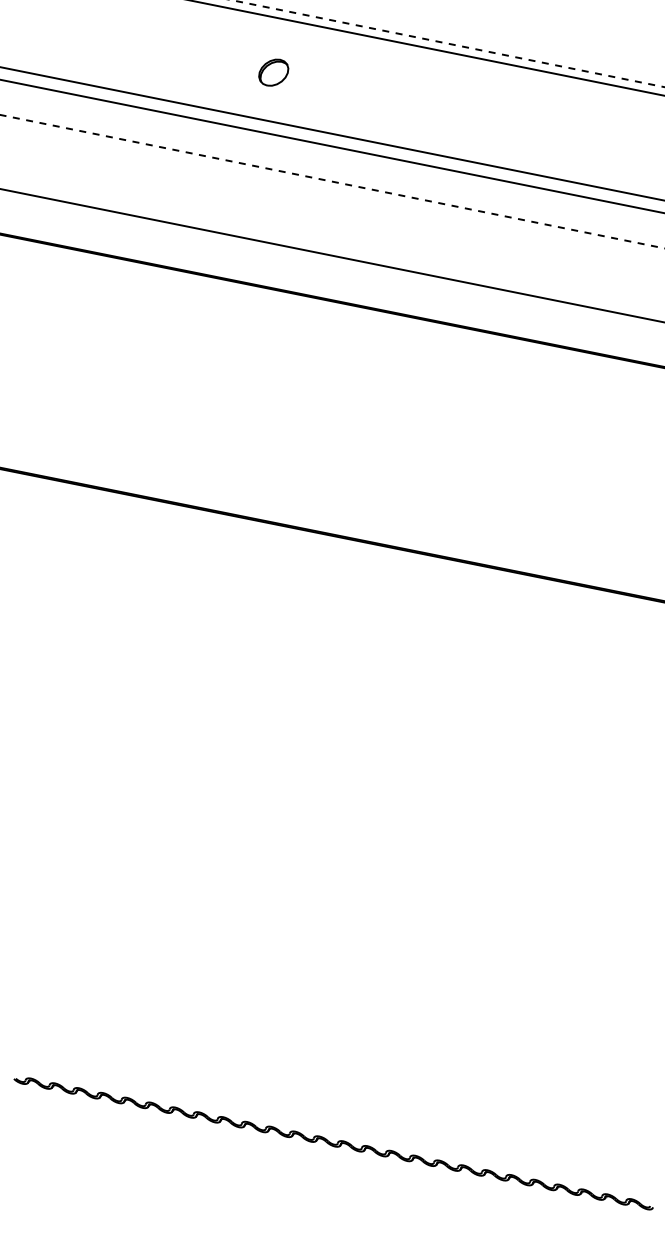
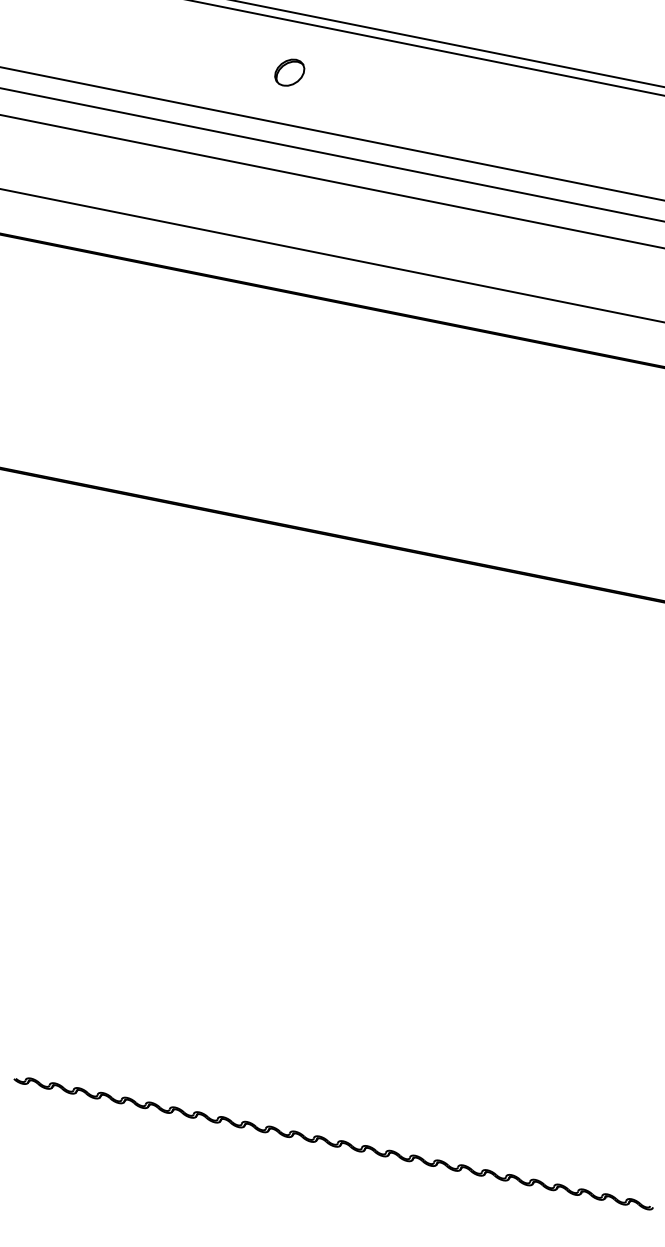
line: dashed -> solid (447, 43)
part position: (273, 72) -> (289, 72) (289, 72)
line position: (331, 146) -> (331, 154) (331, 154)
line: dashed -> solid (332, 181)
